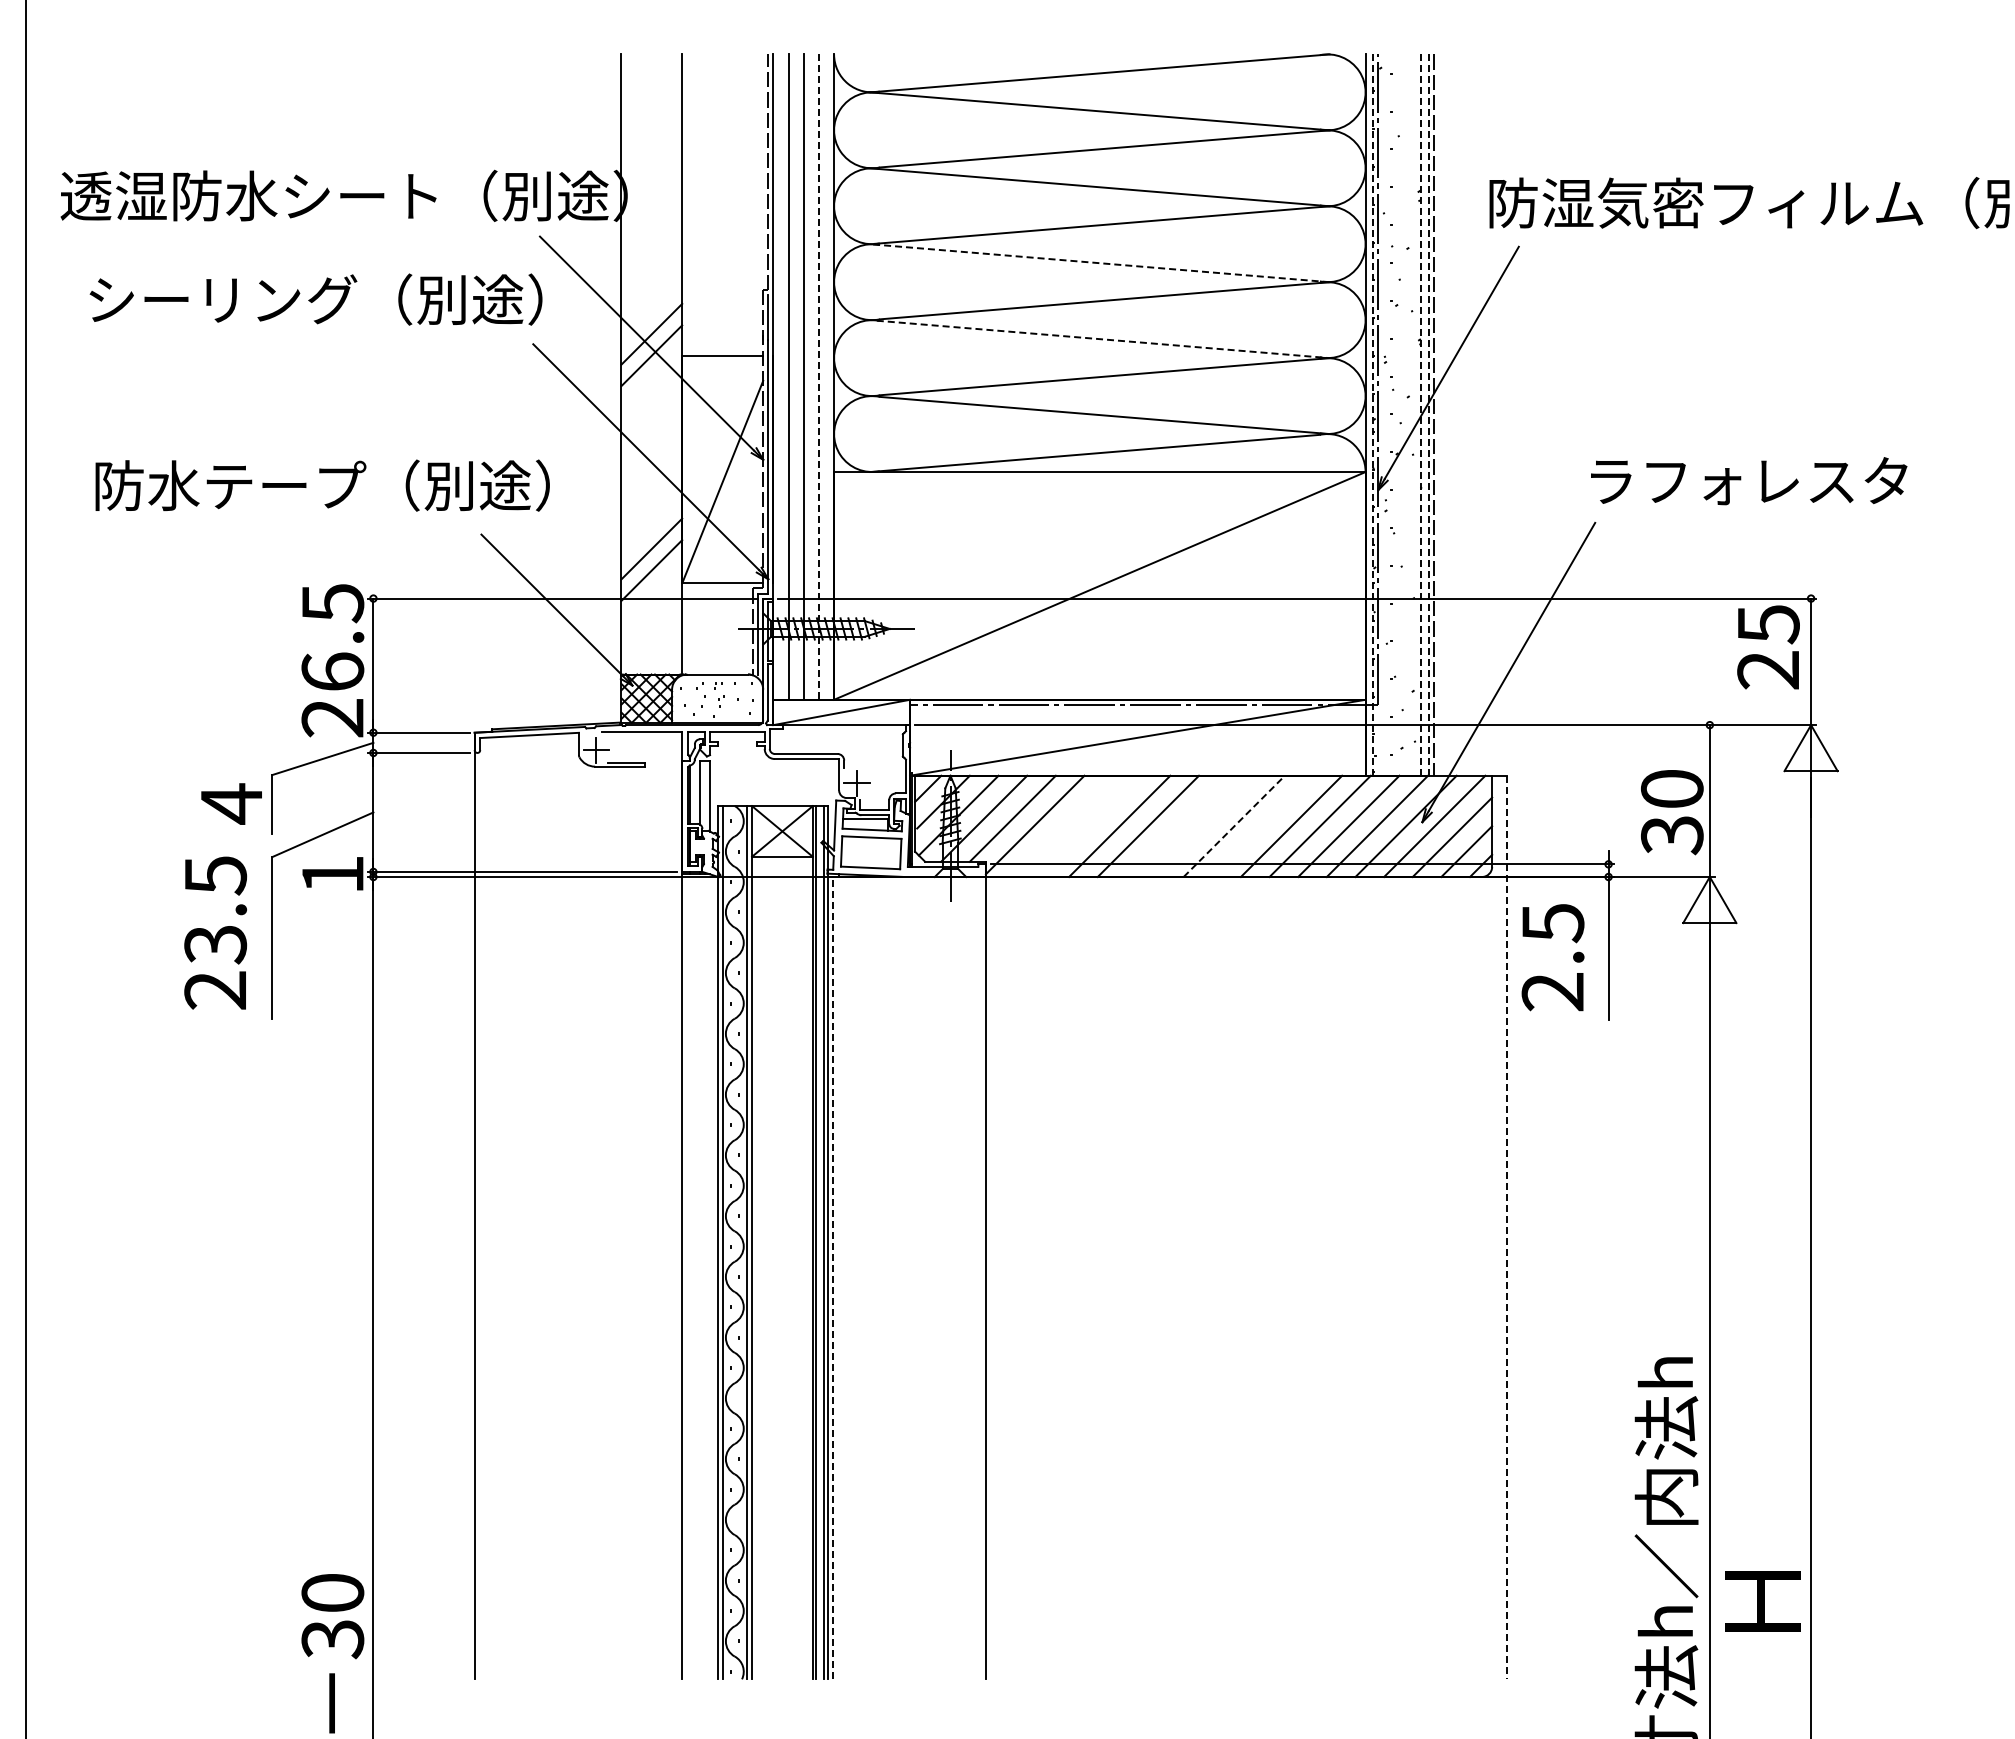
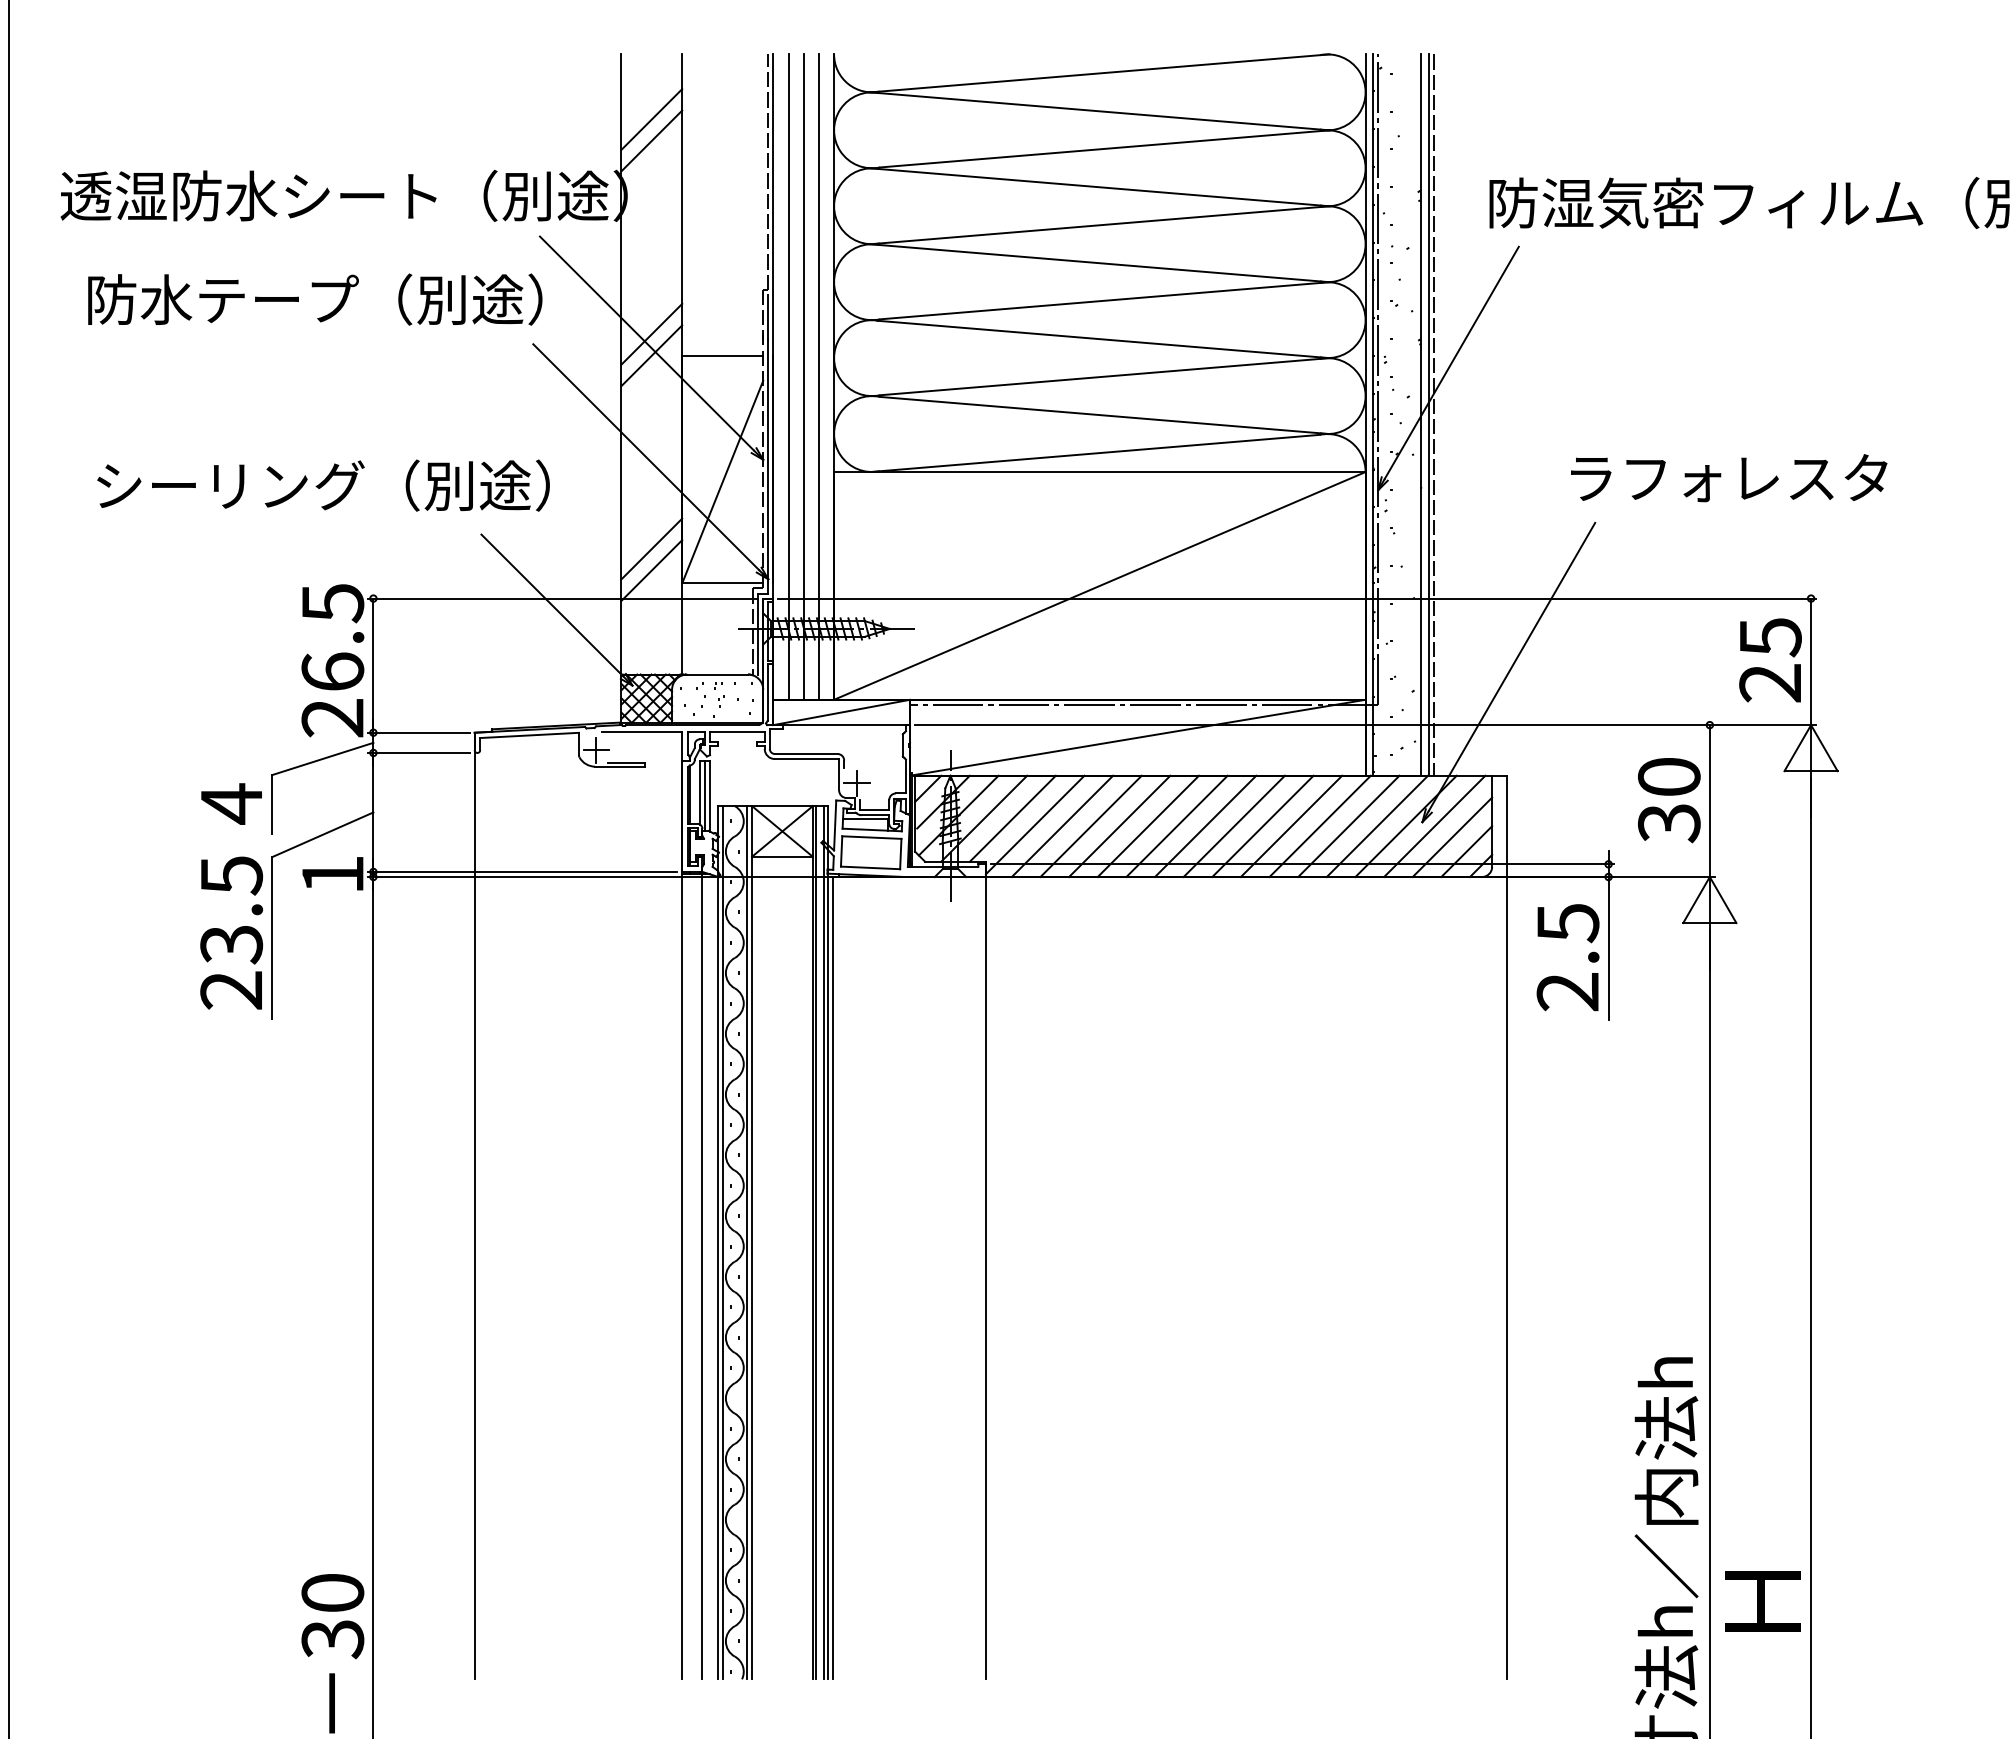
line: none -> present (651, 119)
line: none -> present (651, 140)
line: dashed -> solid (1099, 263)
text: シーリング（別途） -> 防水テープ（別途） (223, 299)
line: dashed -> solid (1103, 339)
line: dashed -> solid (818, 377)
line: dashed -> solid (1373, 415)
line: dashed -> solid (1421, 415)
line: dashed -> solid (1428, 415)
text position: (1749, 481) -> (1729, 478) (1729, 478)
text: 防水テープ（別途） -> シーリング（別途） (230, 485)
text position: (1768, 647) -> (1770, 660) (1770, 660)
line: none -> present (705, 795)
text position: (1672, 812) -> (1669, 800) (1669, 800)
line: none -> present (1062, 826)
line: none -> present (1090, 826)
line: none -> present (1176, 826)
line: none -> present (1205, 826)
line: dashed -> solid (1234, 826)
line: none -> present (1262, 826)
line position: (25, 868) -> (8, 868) (8, 868)
text position: (215, 932) -> (231, 932) (231, 932)
text position: (1552, 957) -> (1567, 957) (1567, 957)
line: dashed -> solid (1507, 1227)
line: none -> present (702, 1276)
line: dashed -> solid (833, 1277)
